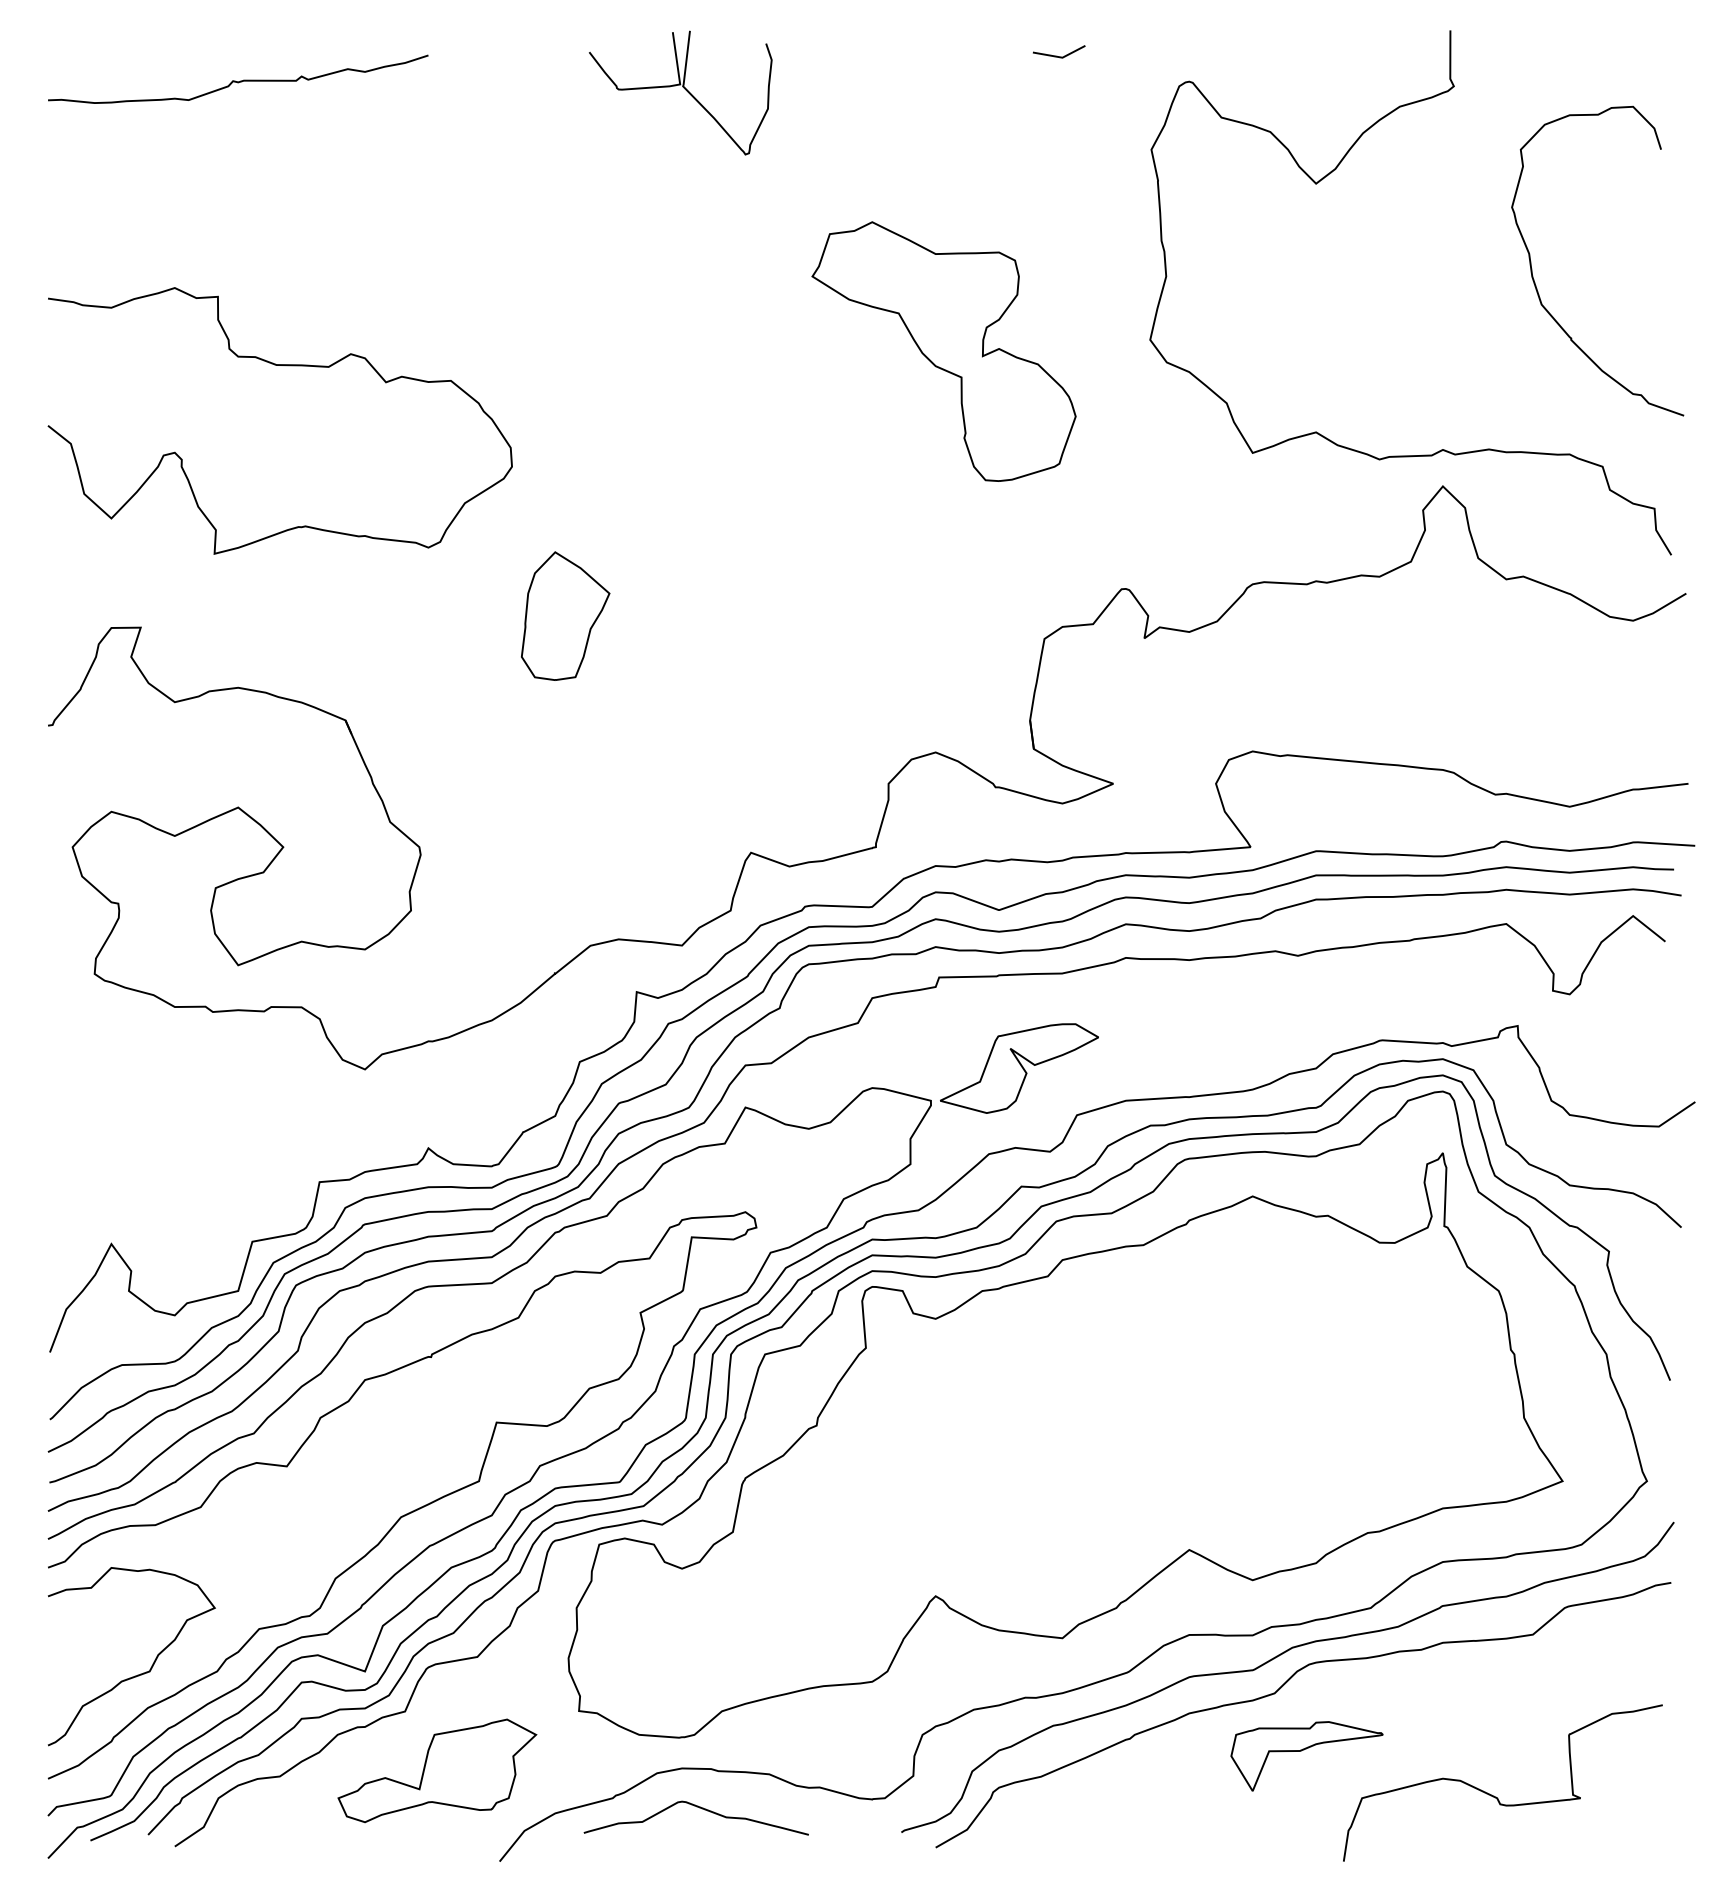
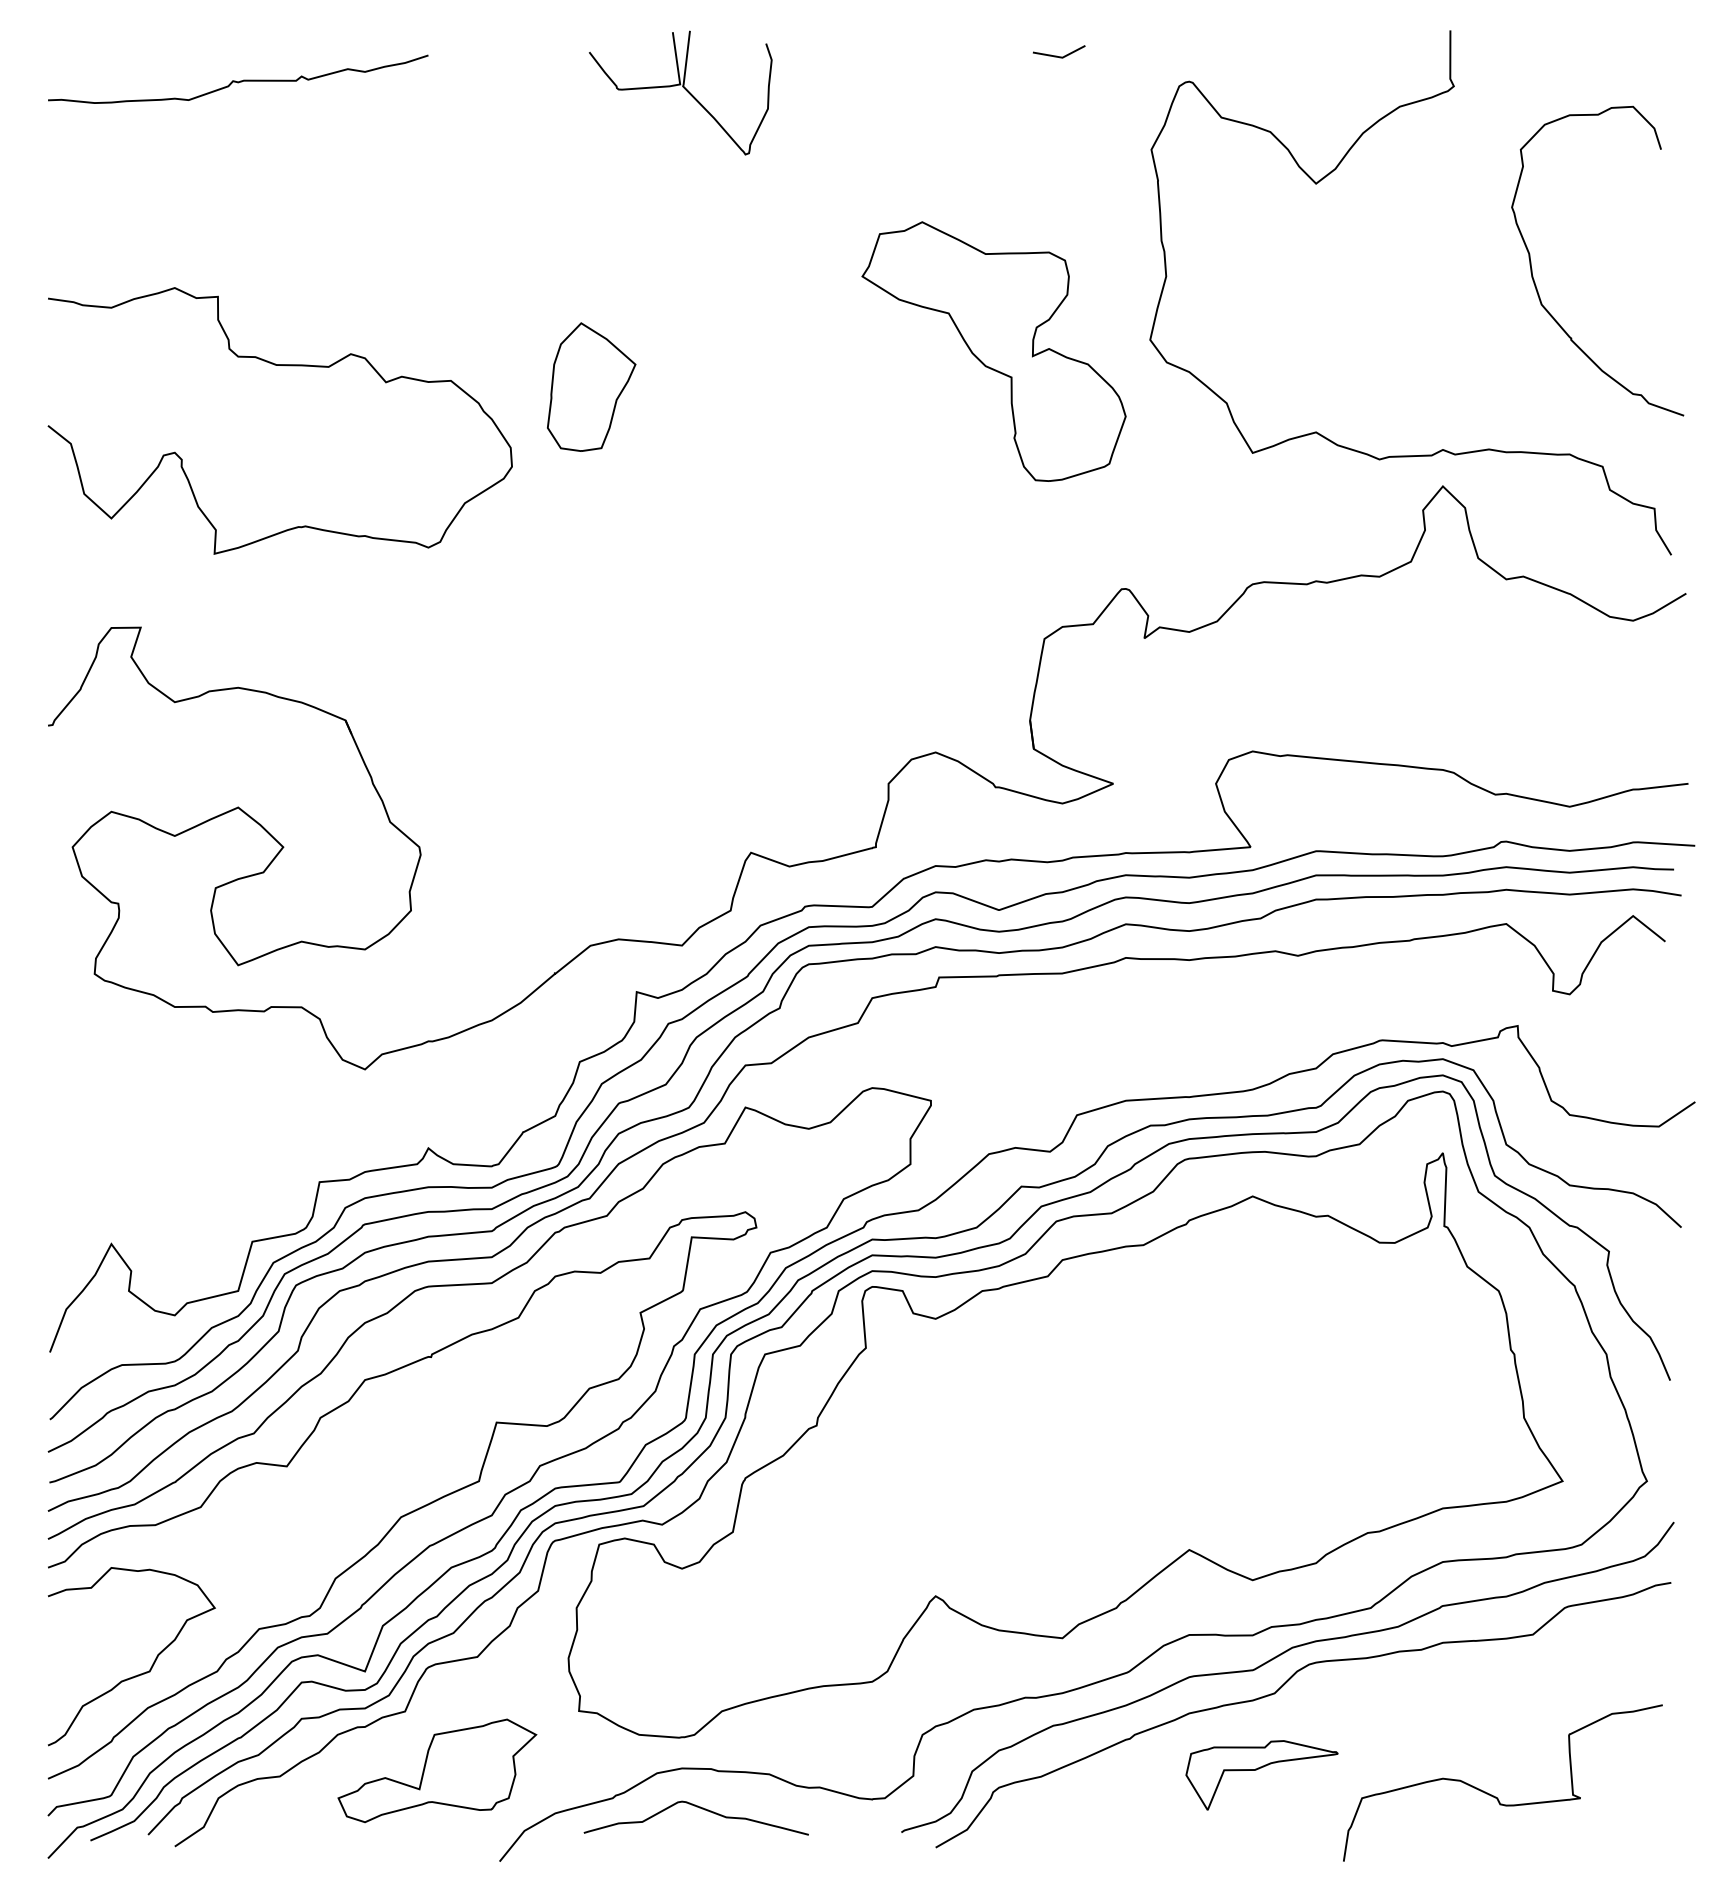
part position: (943, 351) -> (993, 351) (993, 351)
part position: (565, 615) -> (591, 386) (591, 386)
part: present -> none (1019, 1068)
part position: (1304, 1750) -> (1259, 1769) (1259, 1769)
